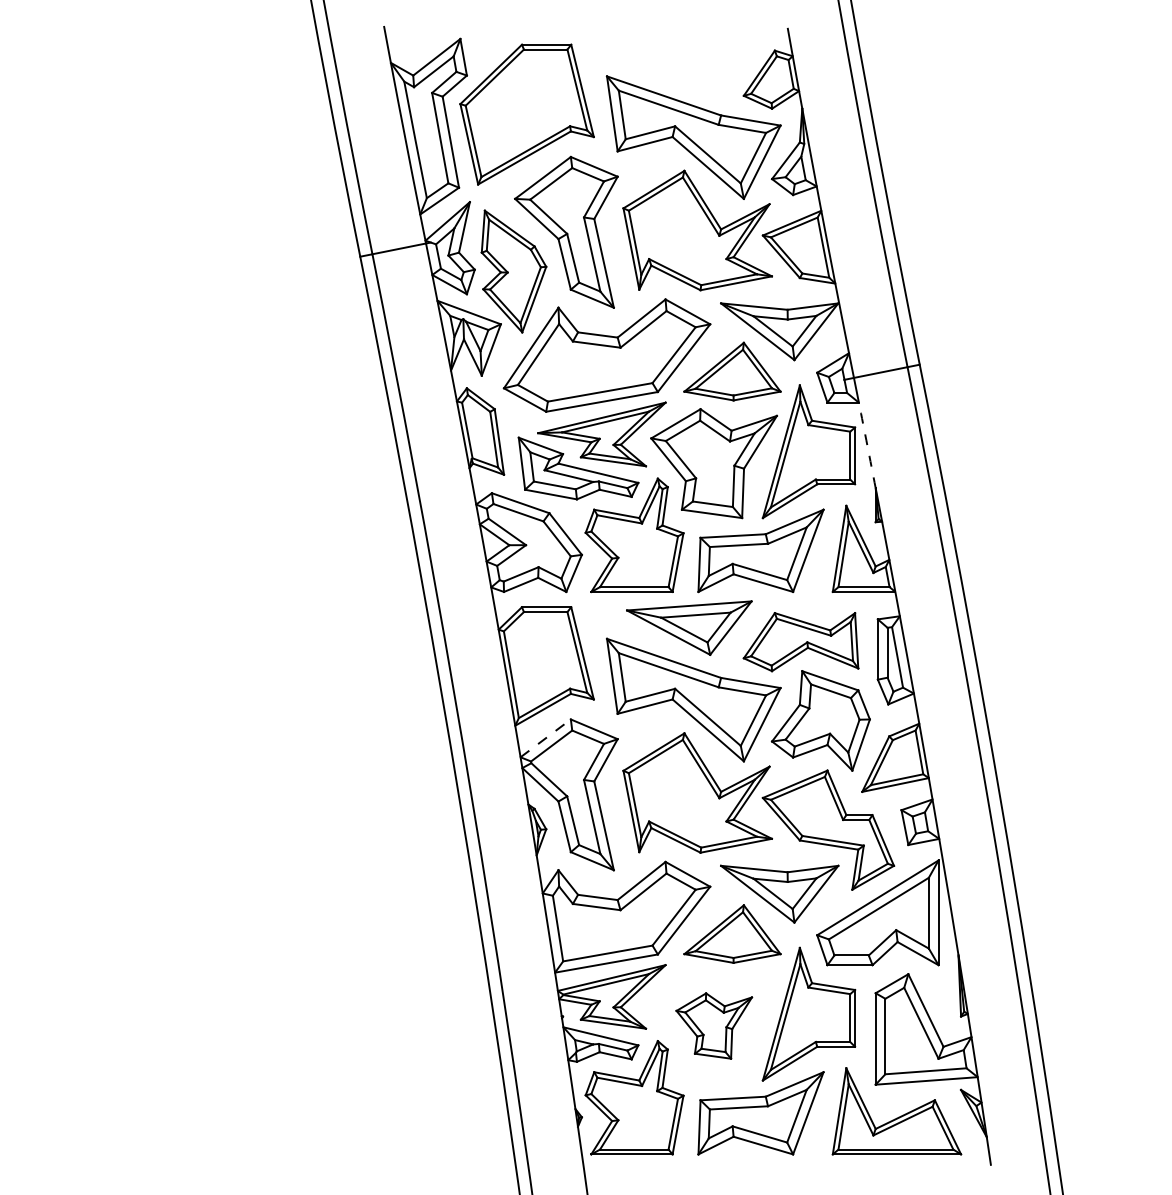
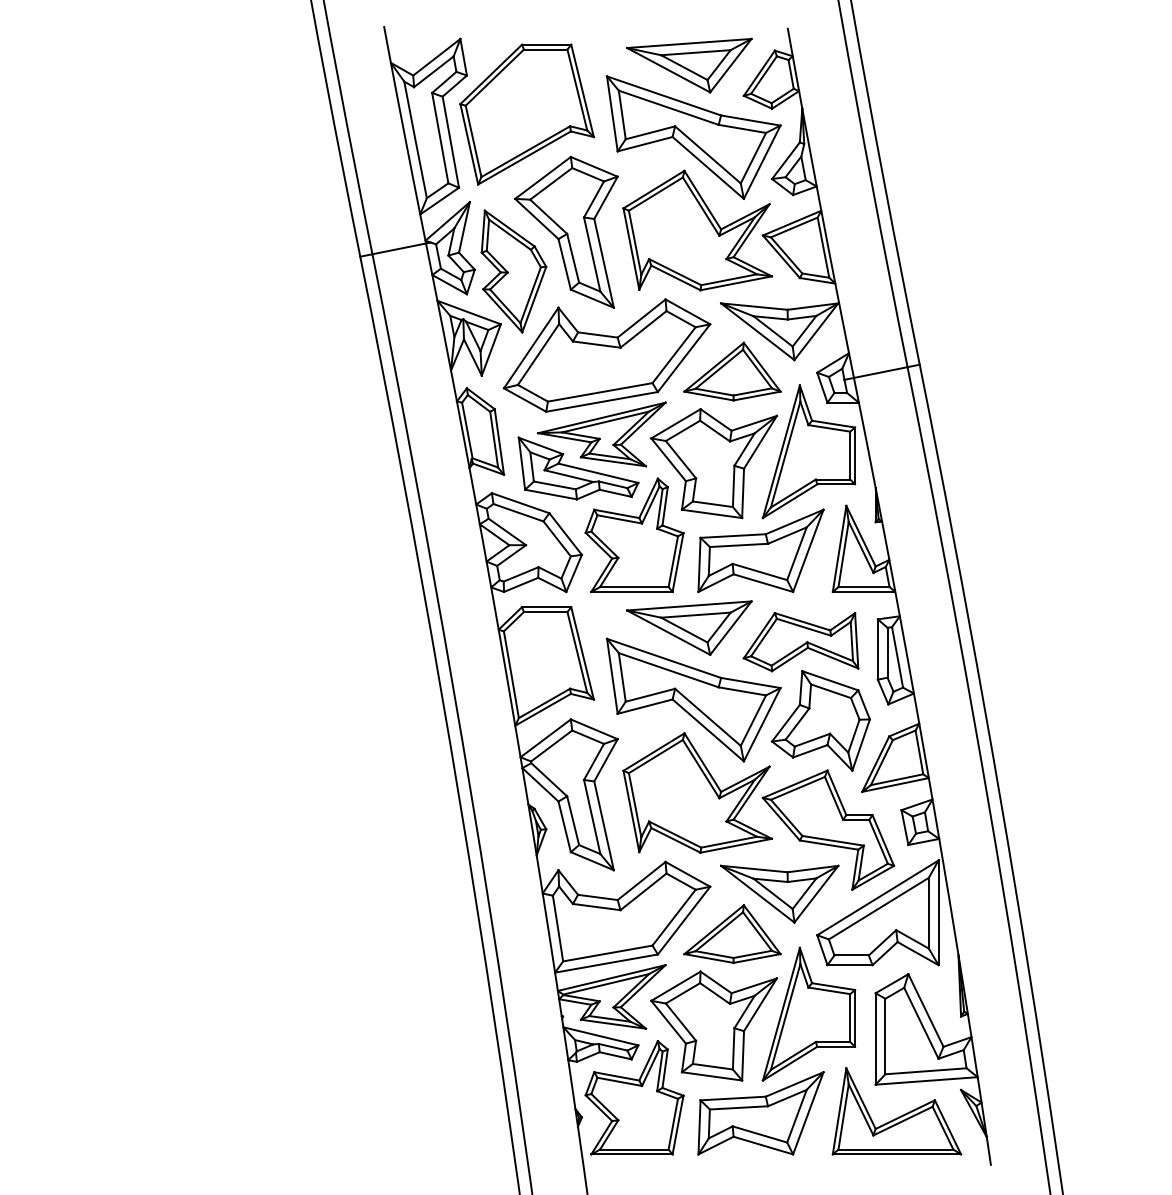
part: none -> present (689, 65)
arc: dashed -> solid (867, 445)
line: dashed -> solid (546, 738)
part size: 79x68 px -> 129x112 px (714, 1025)
